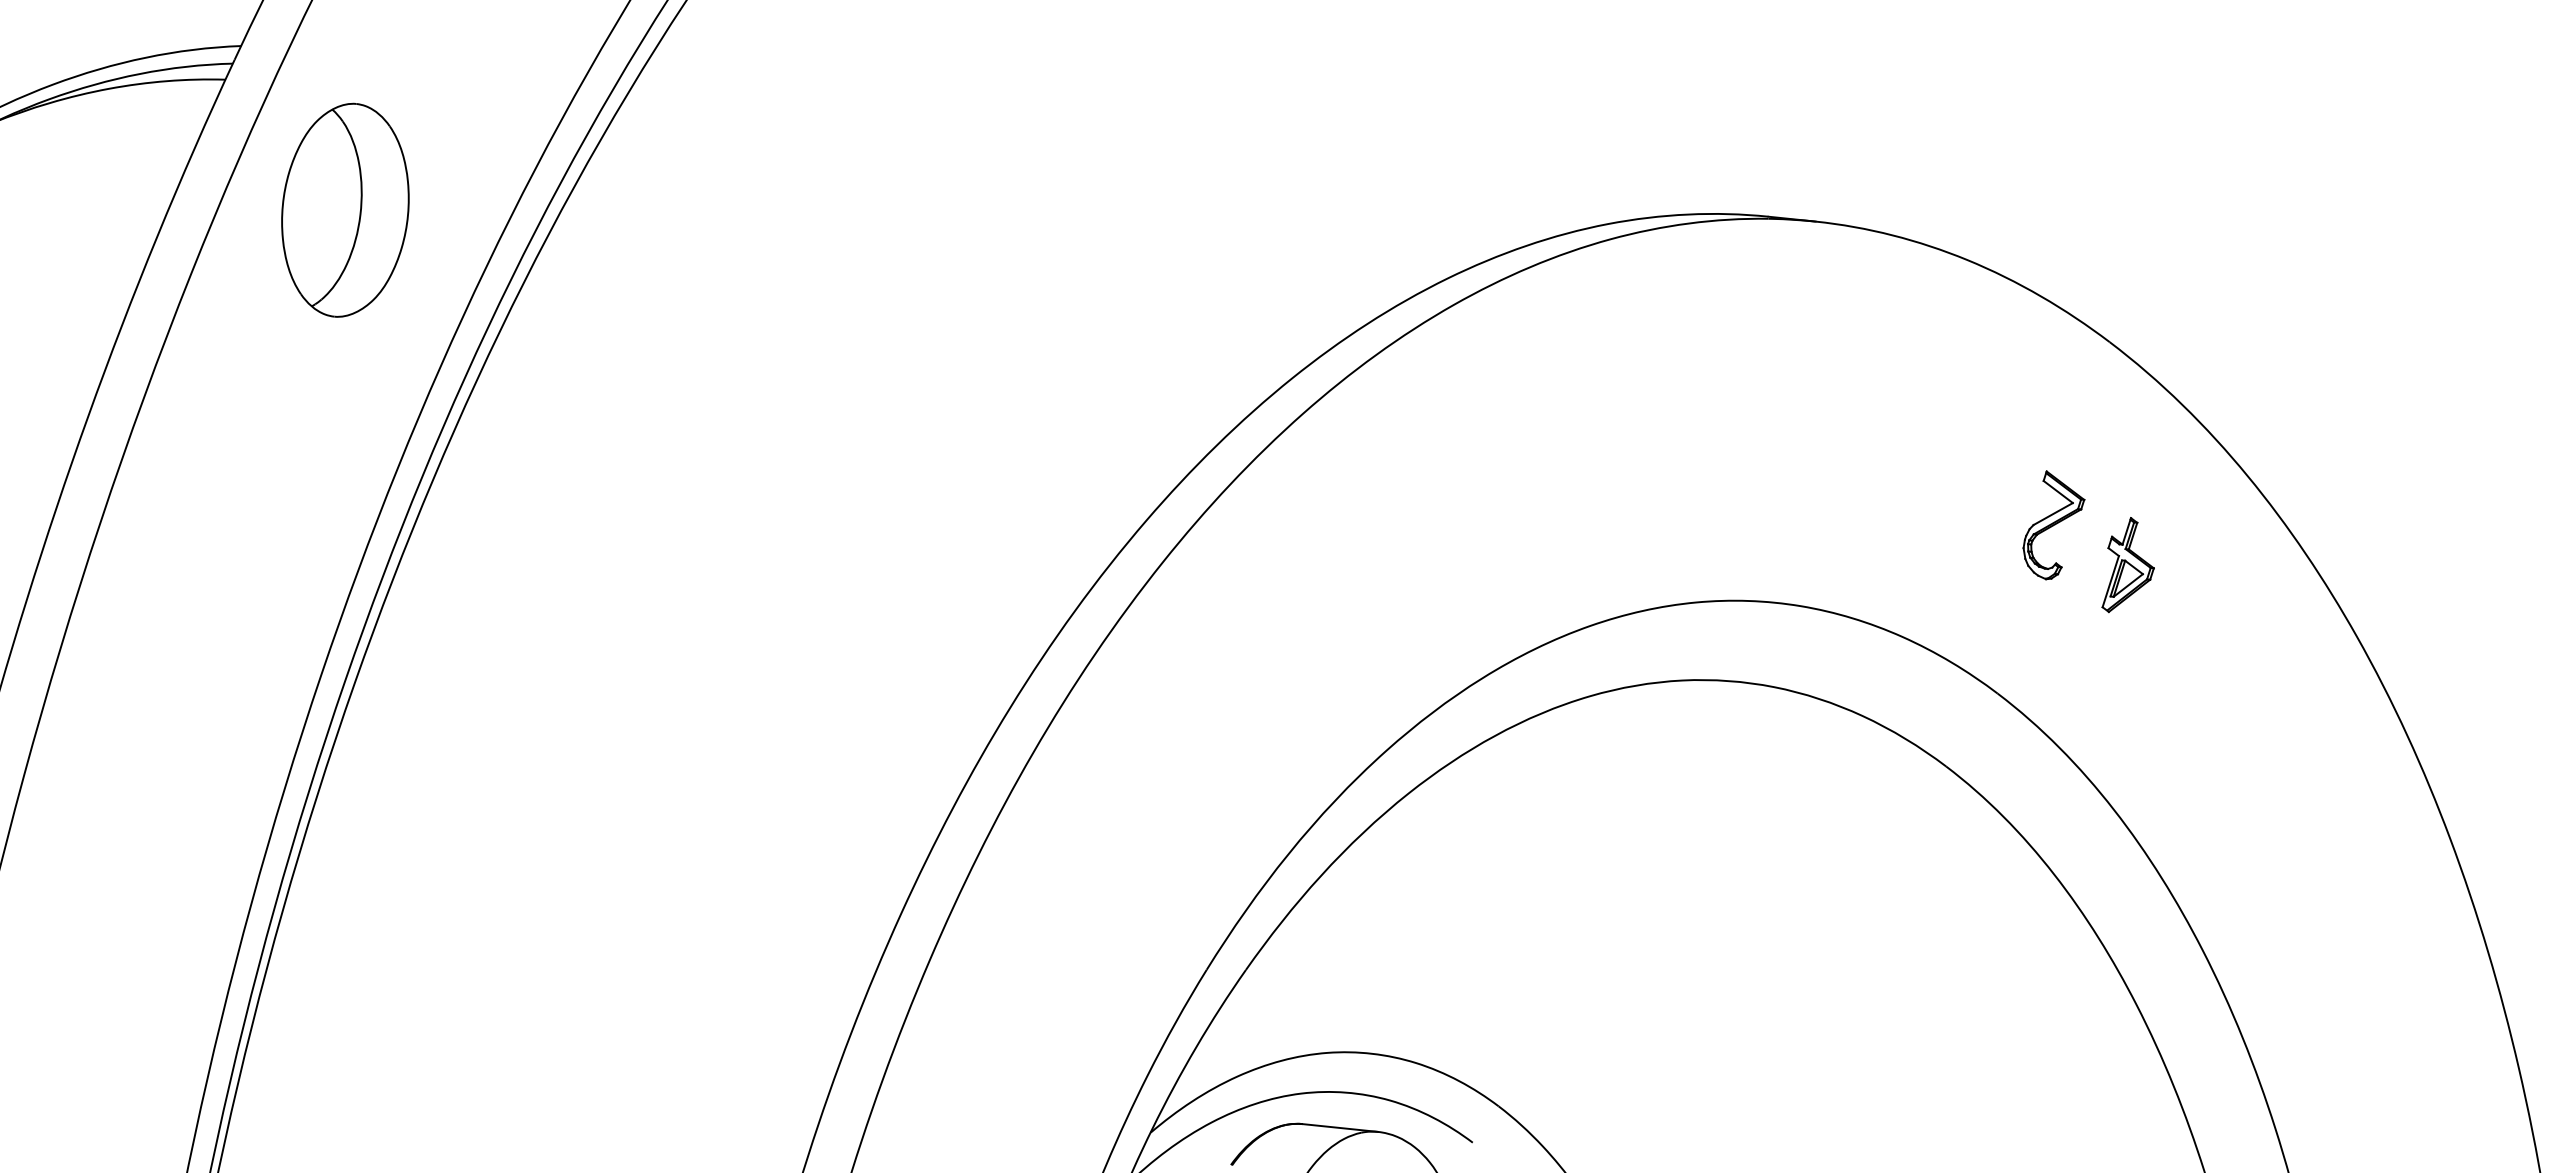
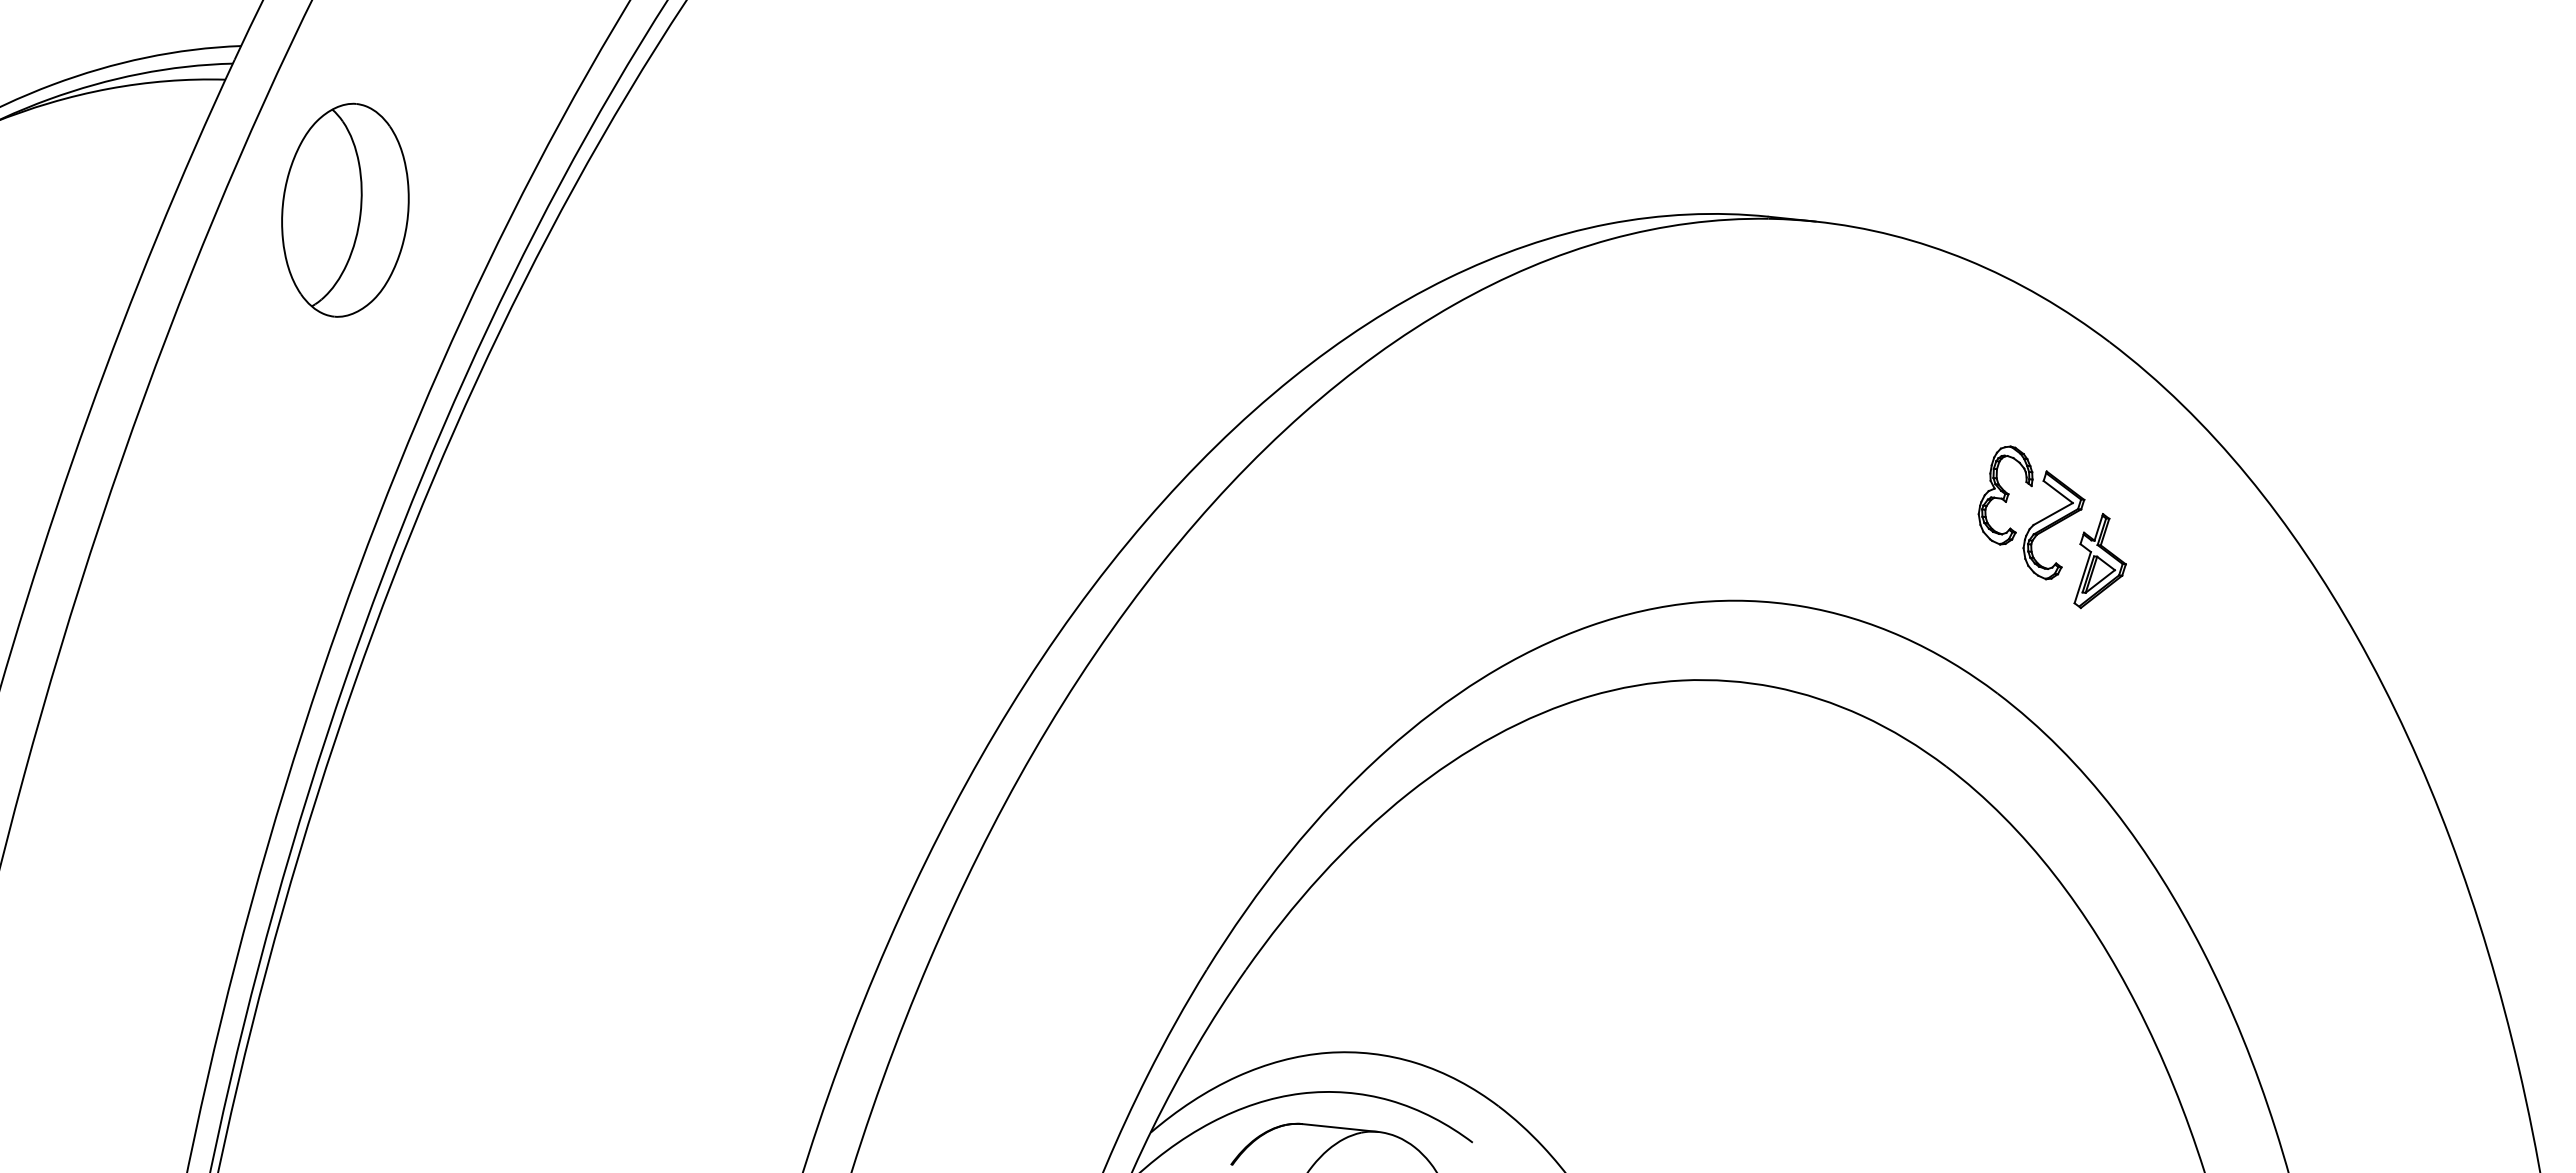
part: none -> present (2005, 495)
part position: (2127, 565) -> (2099, 561) (2099, 561)
